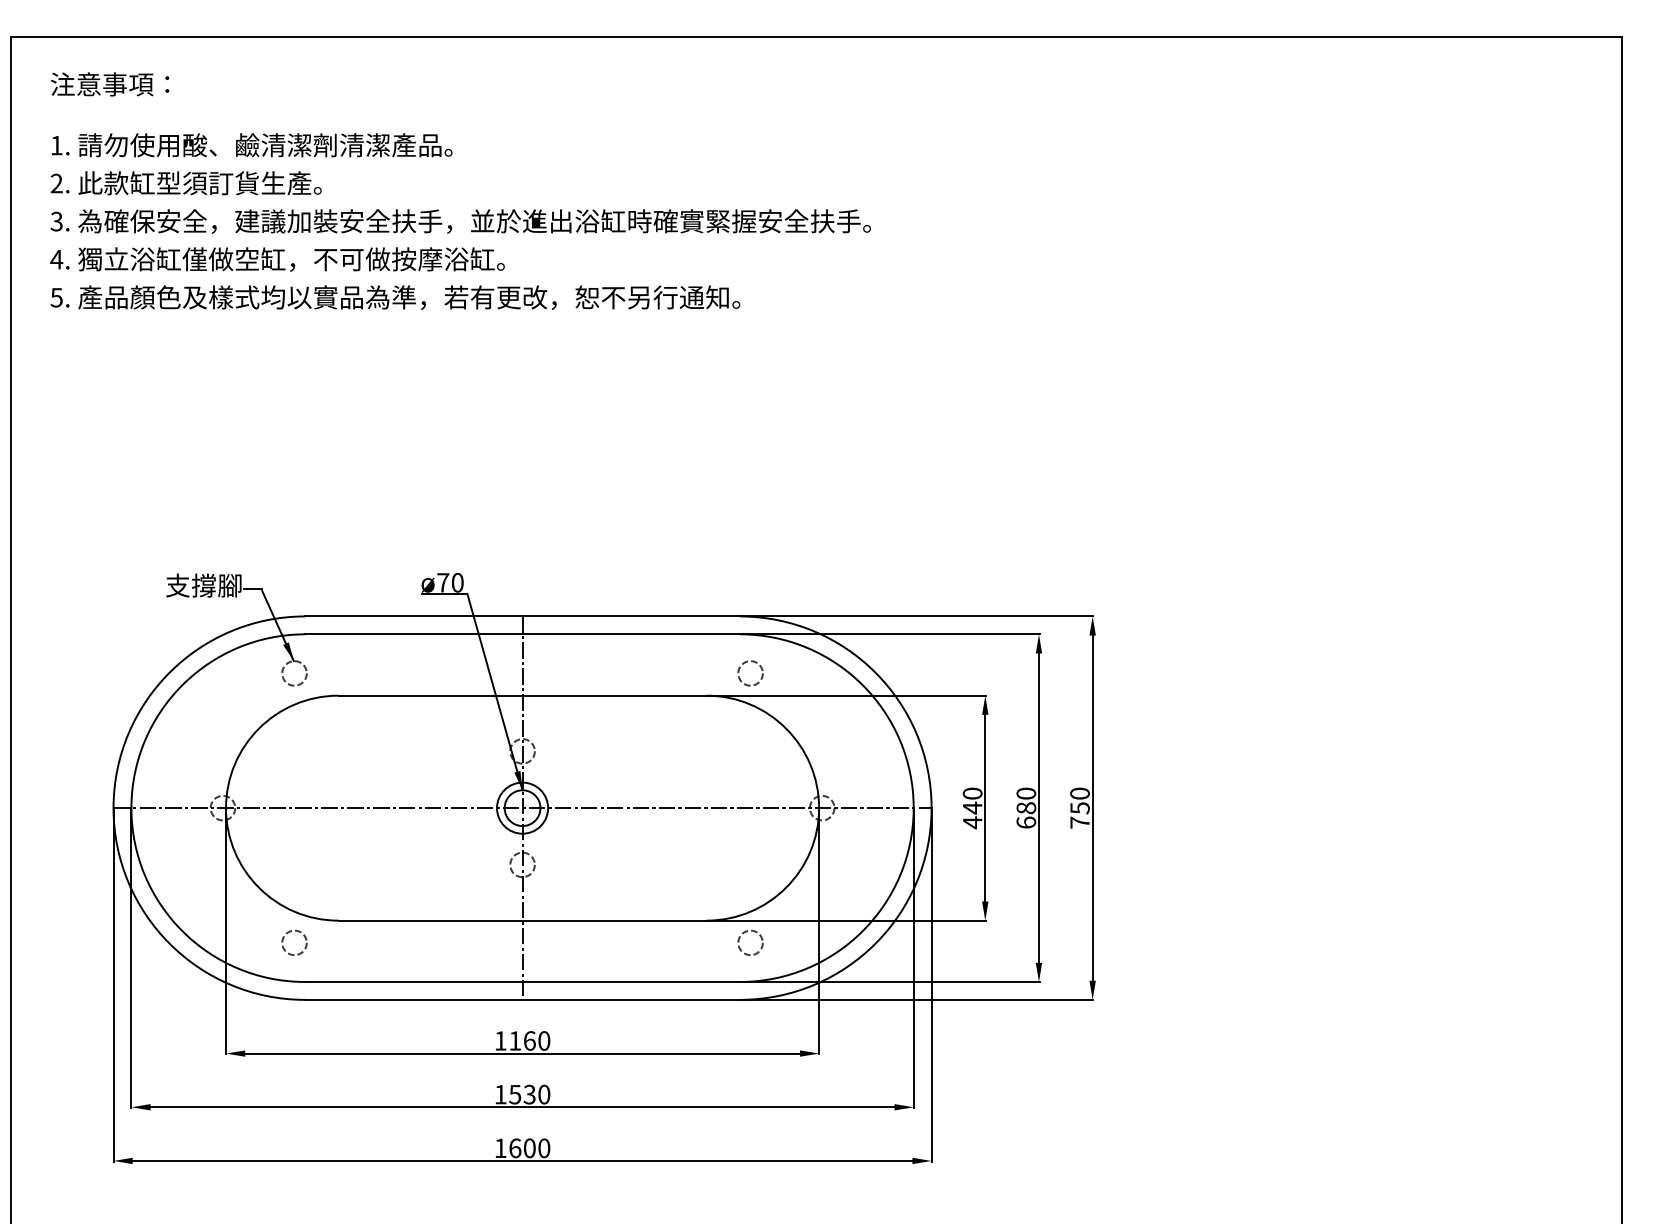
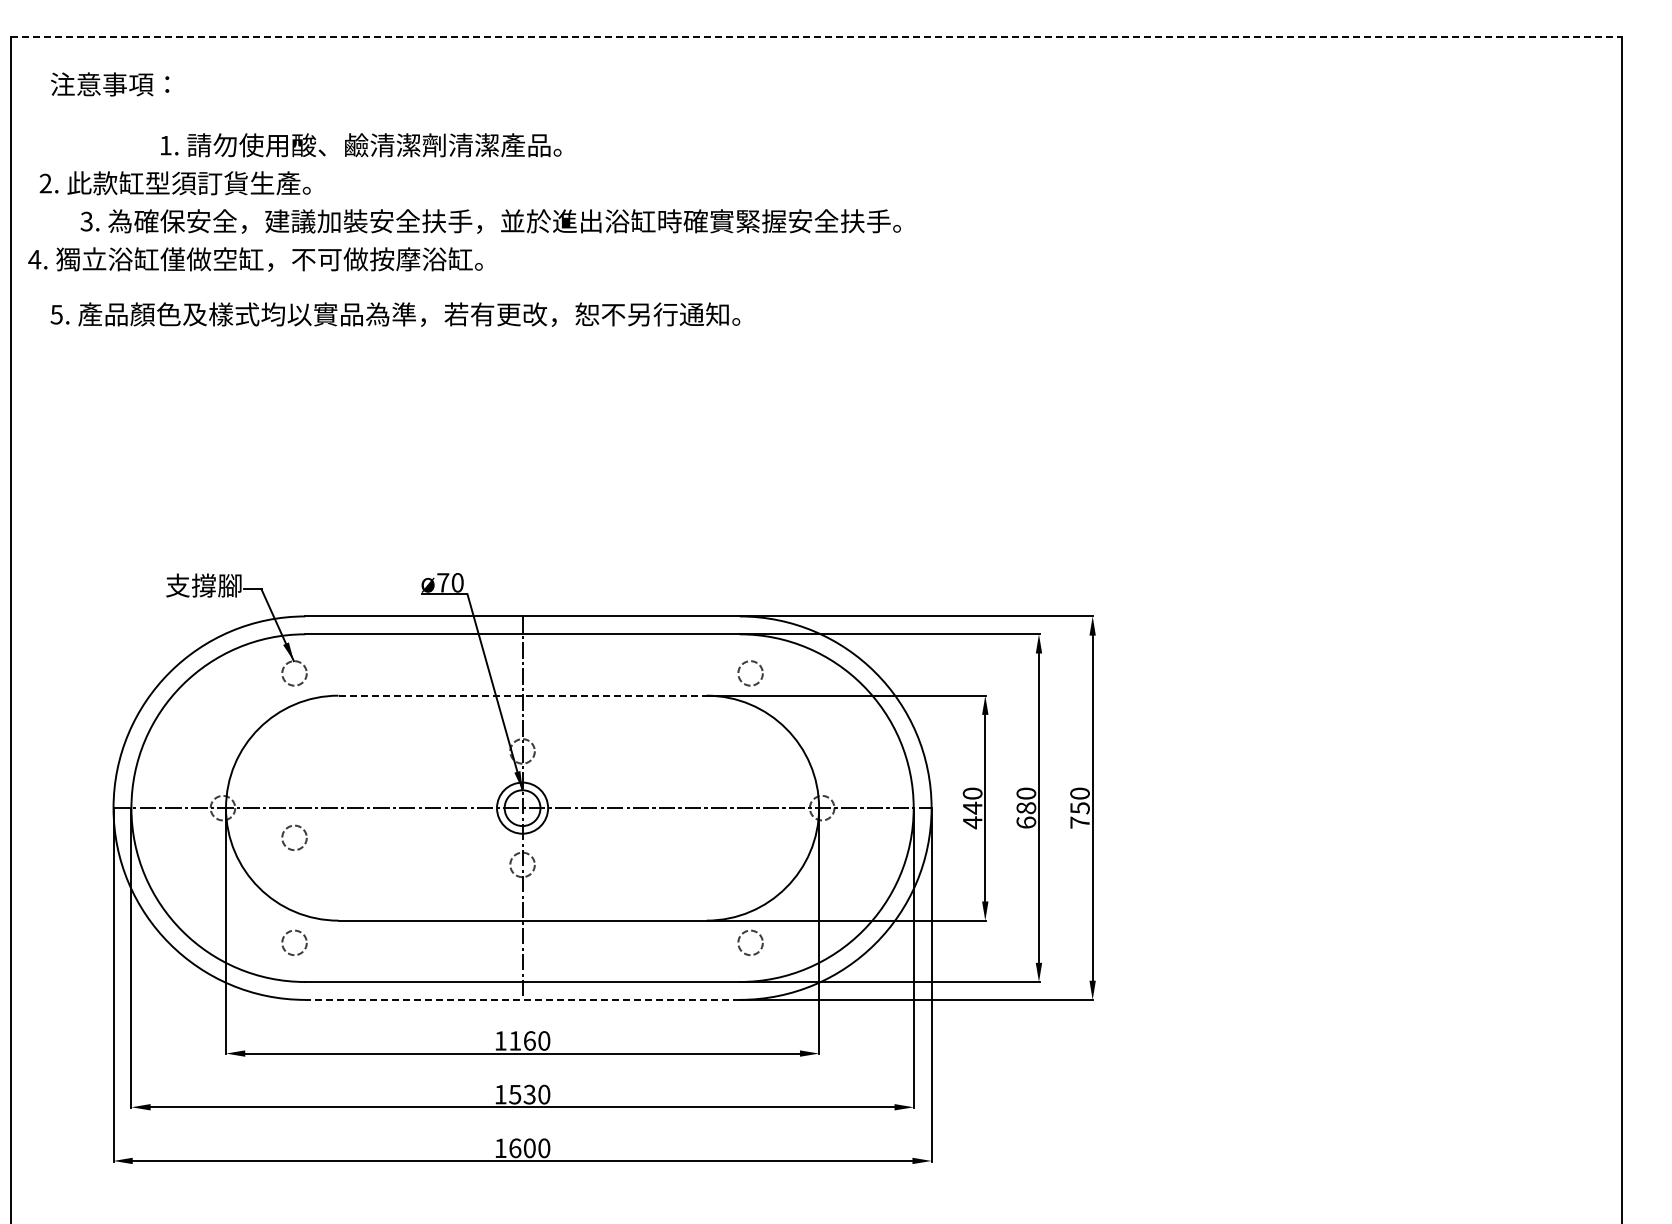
line: solid -> dashed (817, 36)
text position: (252, 145) -> (361, 145) (361, 145)
text position: (185, 183) -> (174, 183) (174, 183)
text position: (460, 221) -> (490, 221) (490, 221)
text position: (277, 259) -> (255, 259) (255, 259)
text position: (395, 297) -> (395, 314) (395, 314)
line: solid -> dashed (523, 695)
circle: none -> present (294, 837)
line: solid -> dashed (522, 999)
